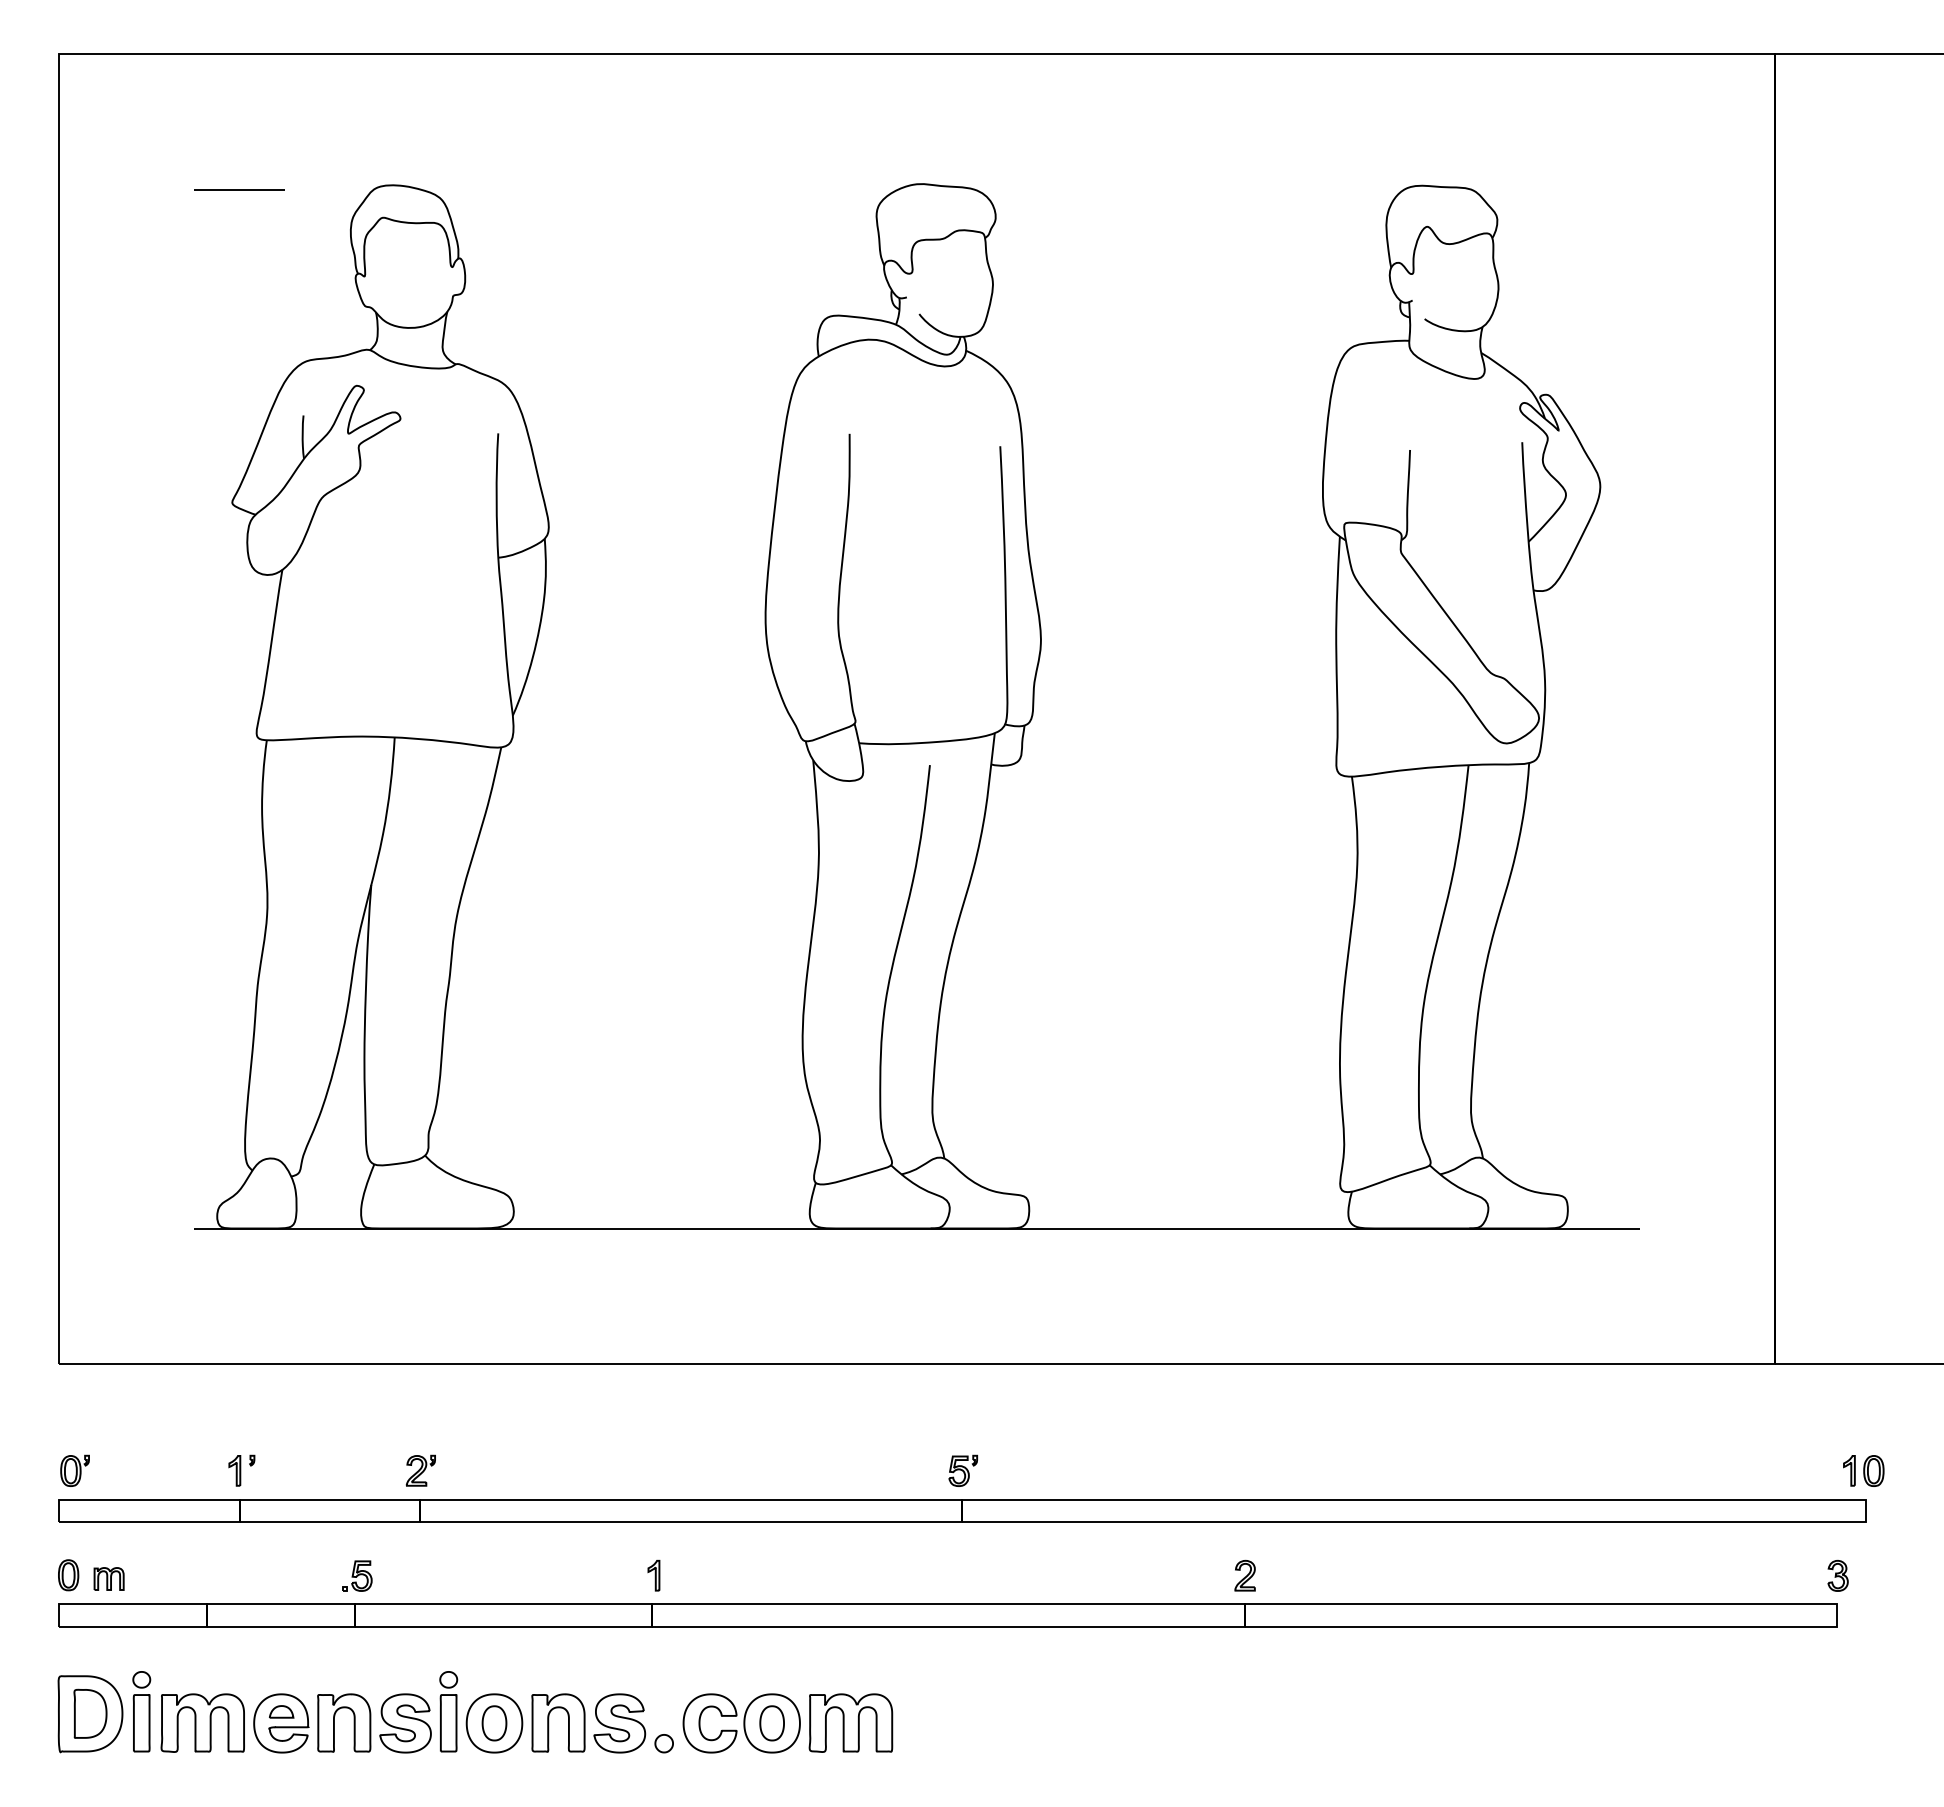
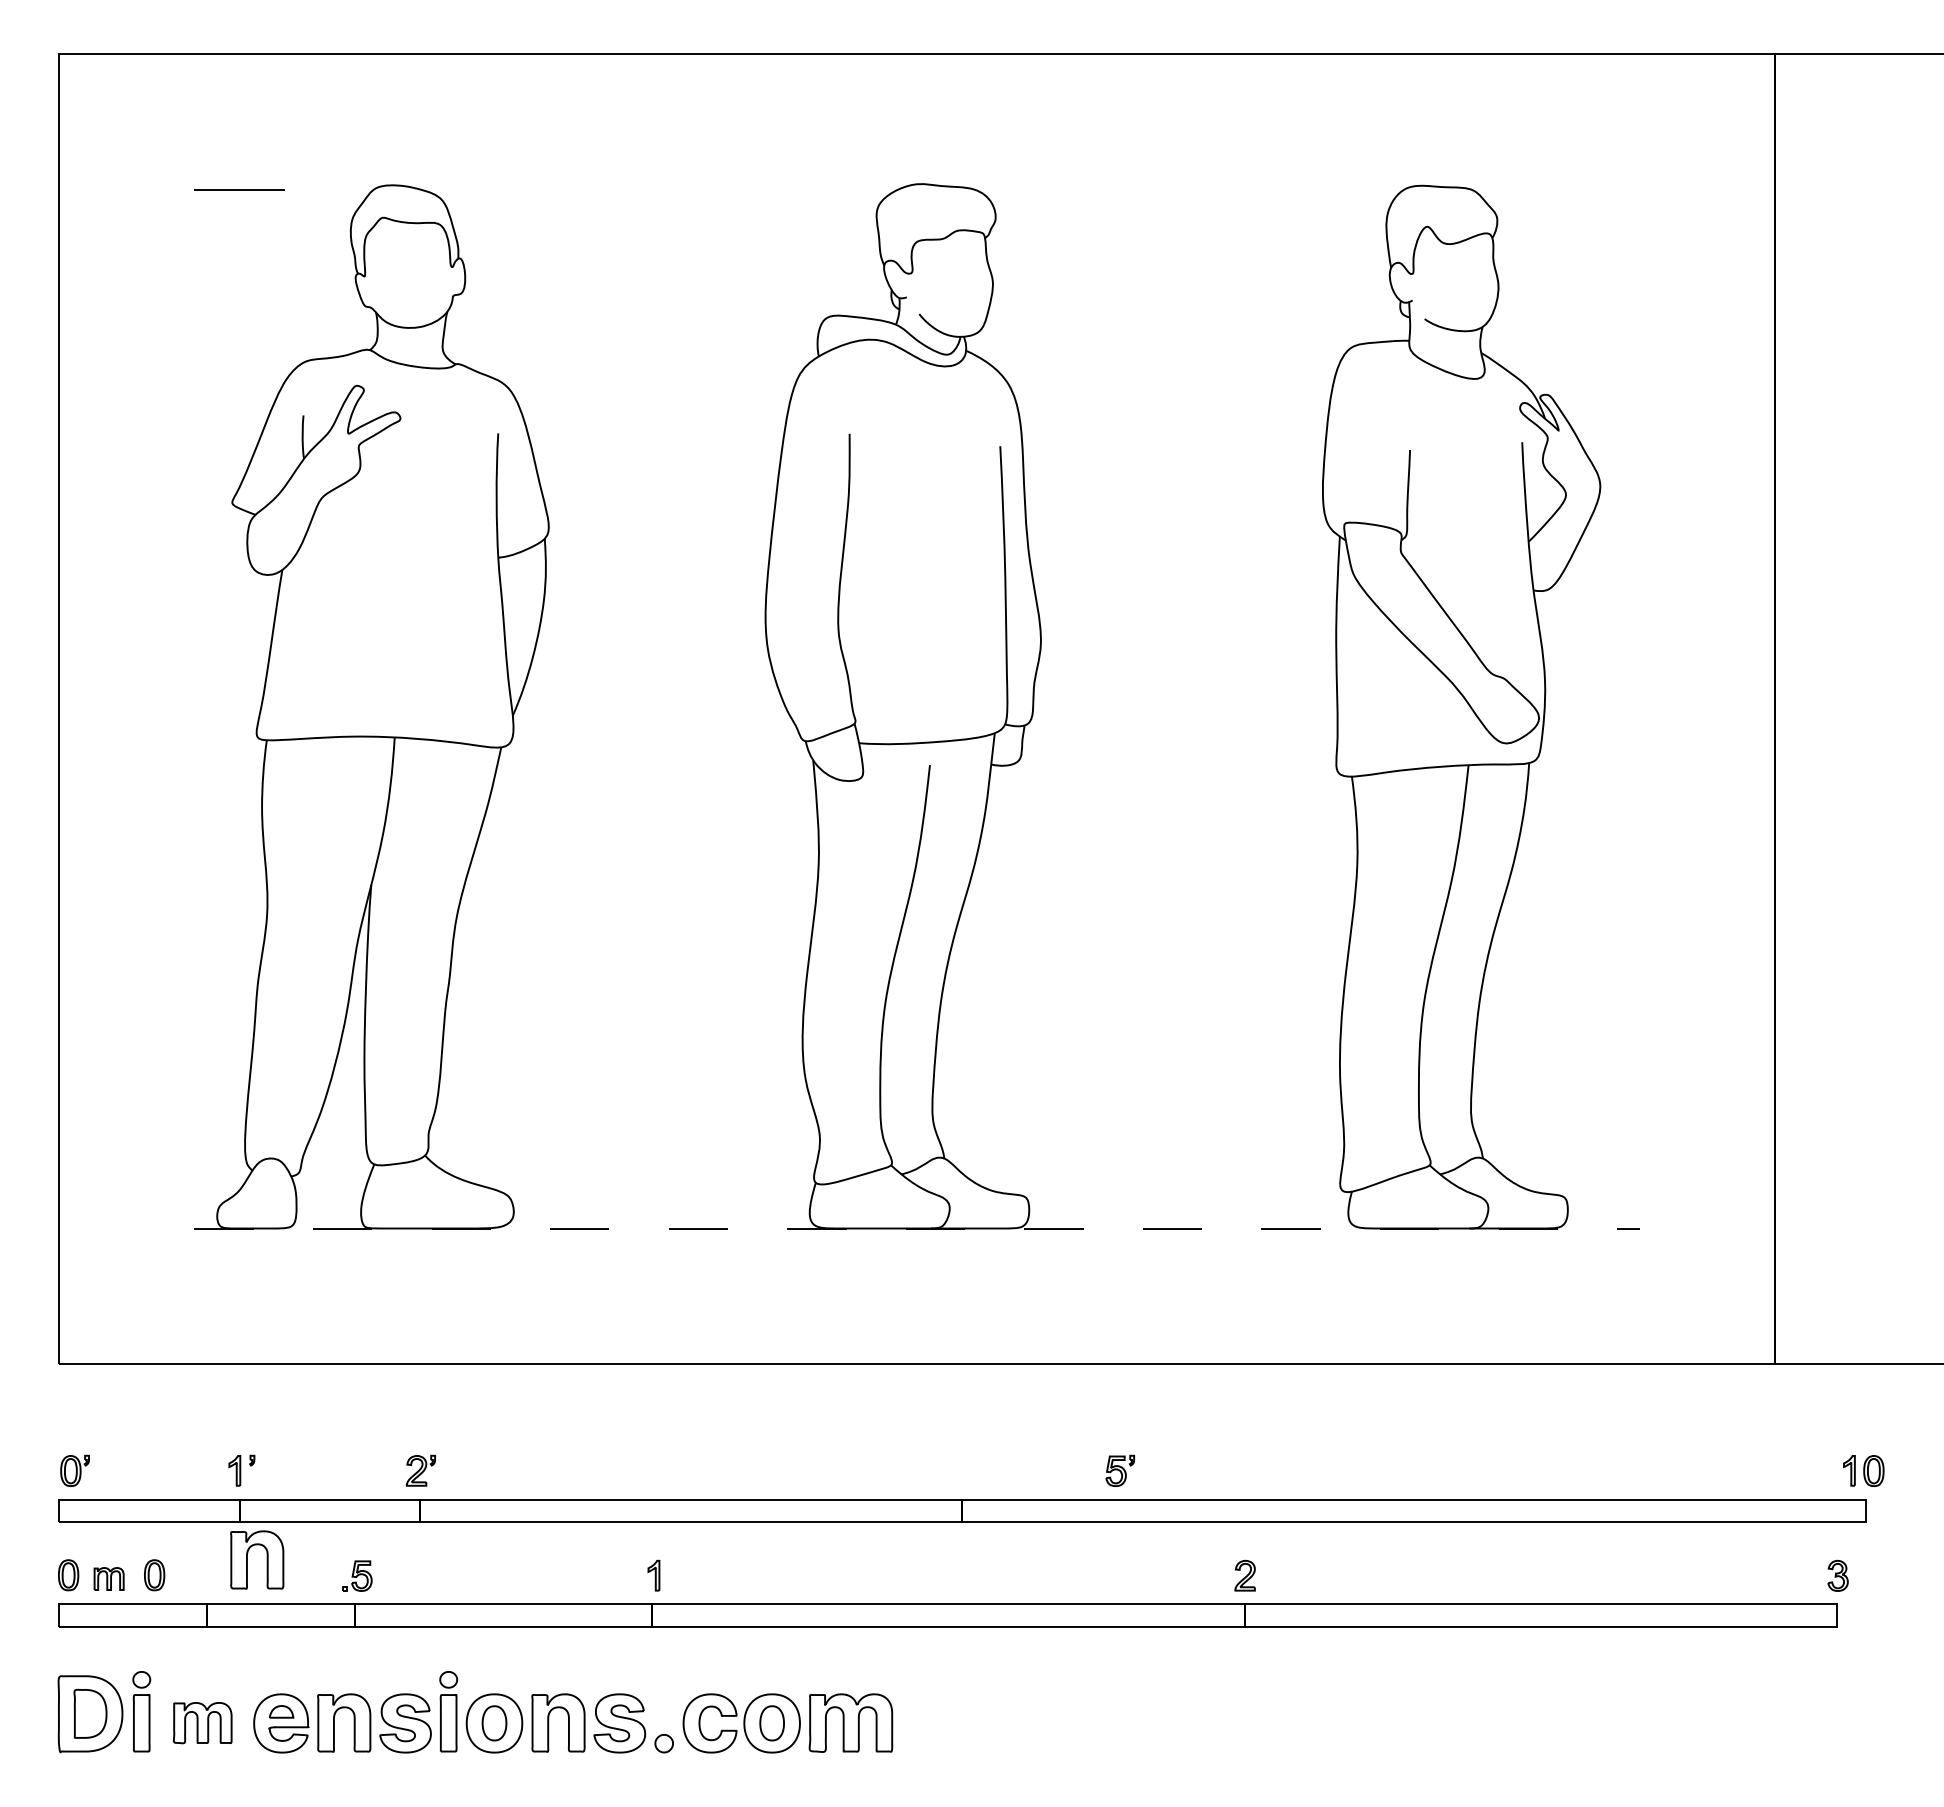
line: solid -> dashed (917, 1228)
part position: (963, 1470) -> (1120, 1470) (1120, 1470)
part: none -> present (266, 1559)
part: none -> present (154, 1575)
part size: 85x60 px -> 60x43 px (202, 1723)
